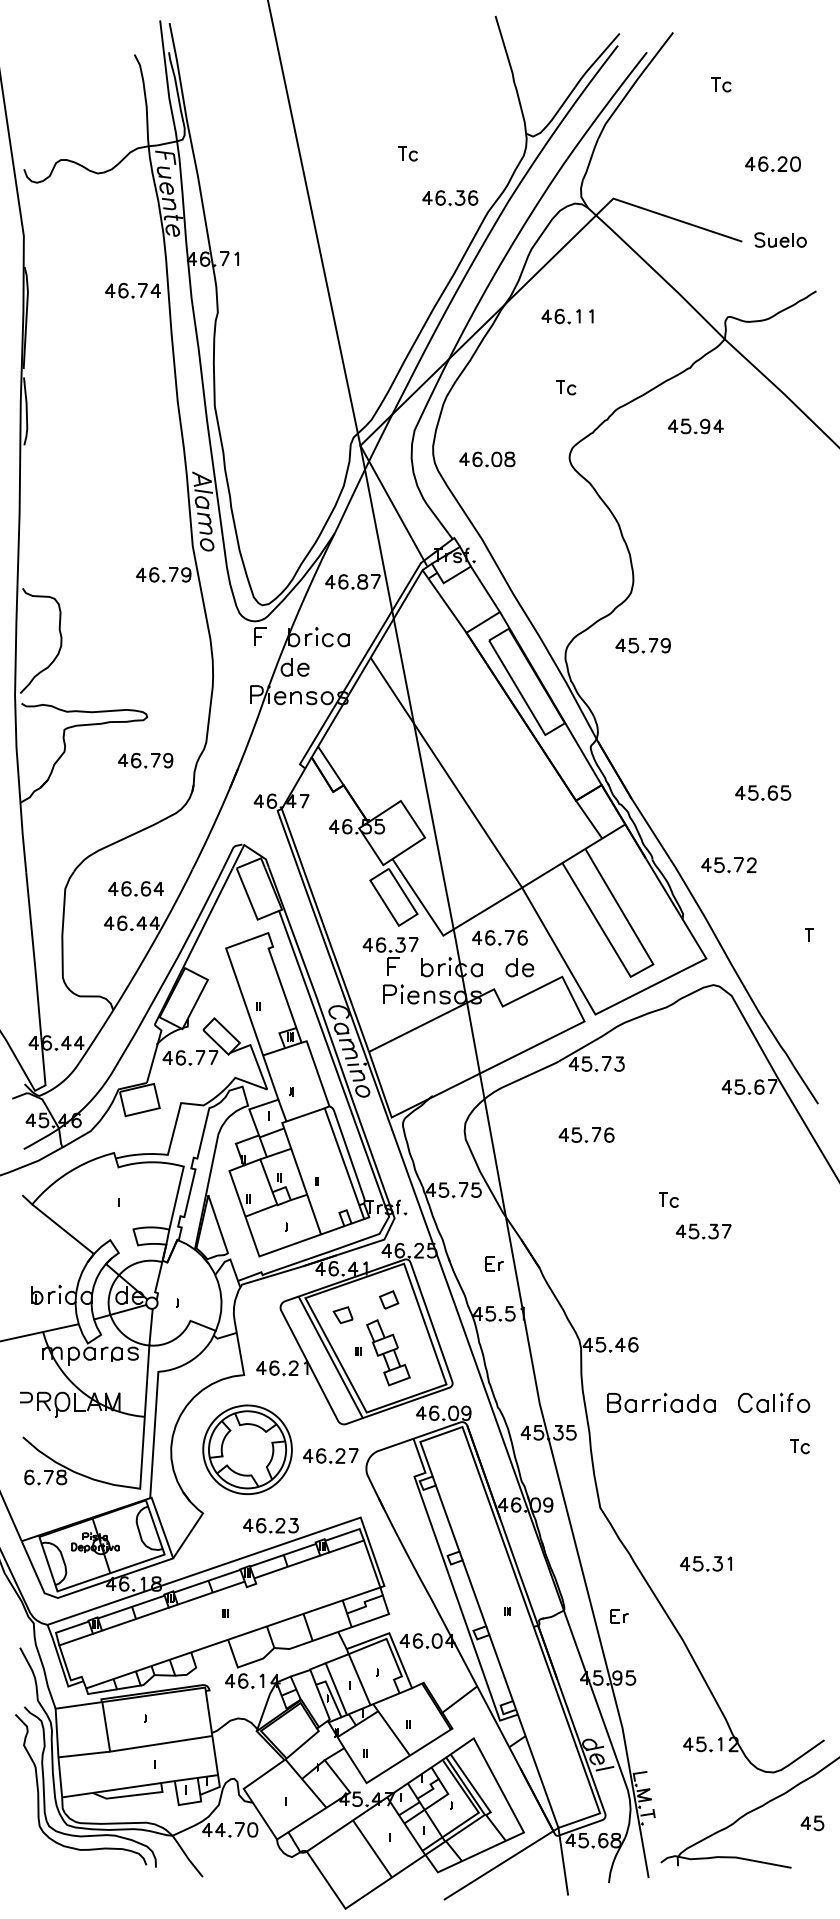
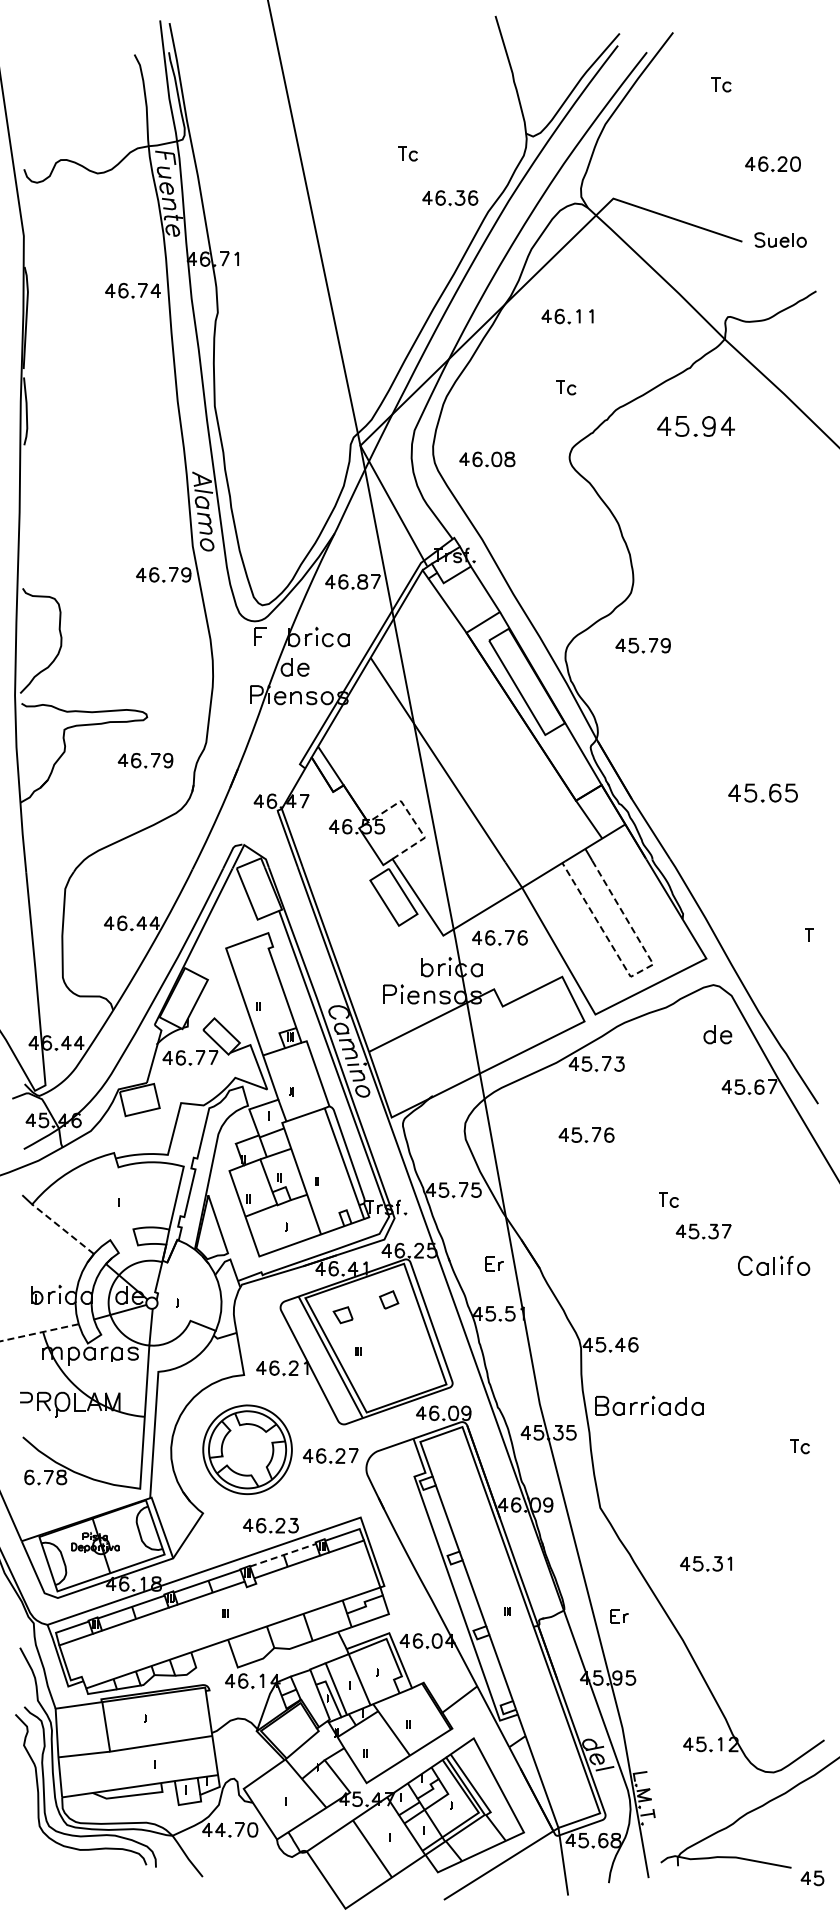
part size: 57x17 px -> 78x21 px (695, 426)
part size: 57x16 px -> 70x20 px (762, 792)
line: solid -> dashed (412, 818)
part: present -> none (728, 865)
part: present -> none (135, 888)
part: present -> none (390, 956)
part position: (519, 967) -> (717, 1034) (717, 1034)
line: solid -> dashed (636, 973)
line: solid -> dashed (63, 1229)
line: solid -> dashed (39, 1332)
part: present -> none (388, 1352)
part position: (661, 1402) -> (649, 1405) (649, 1405)
part position: (774, 1402) -> (774, 1265) (774, 1265)
line: solid -> dashed (282, 1555)
part position: (812, 1823) -> (812, 1878) (812, 1878)
